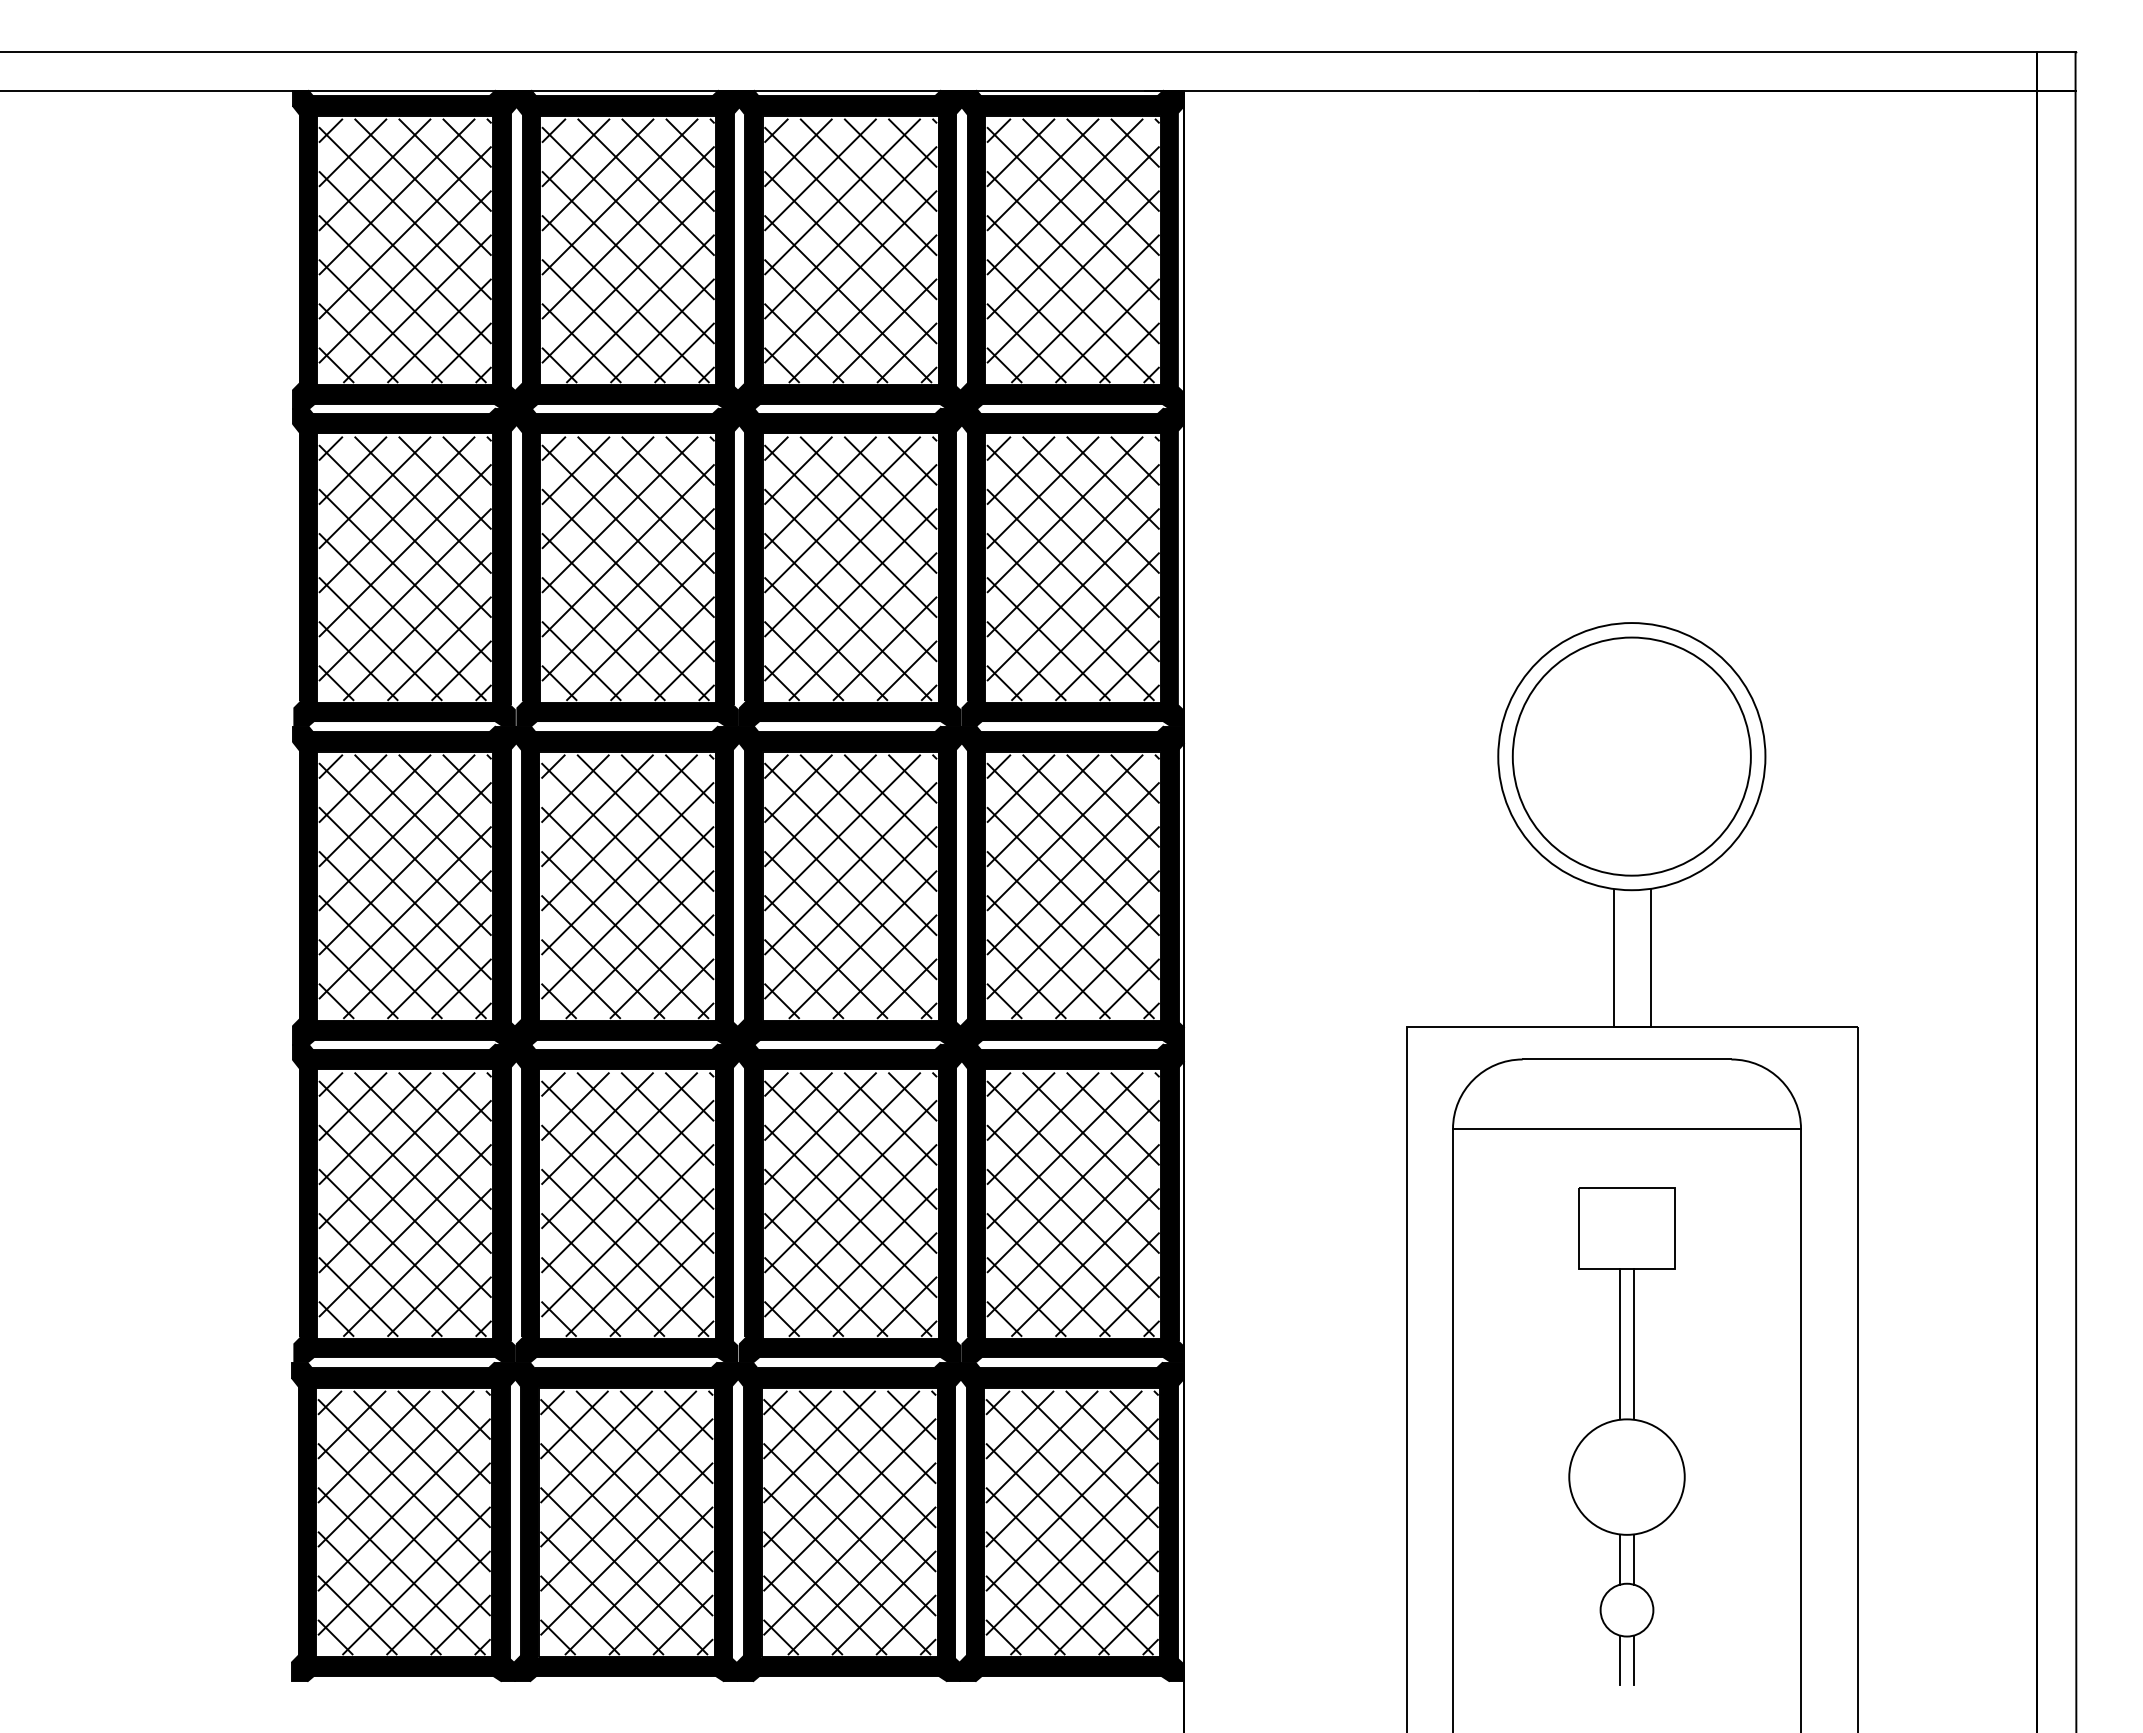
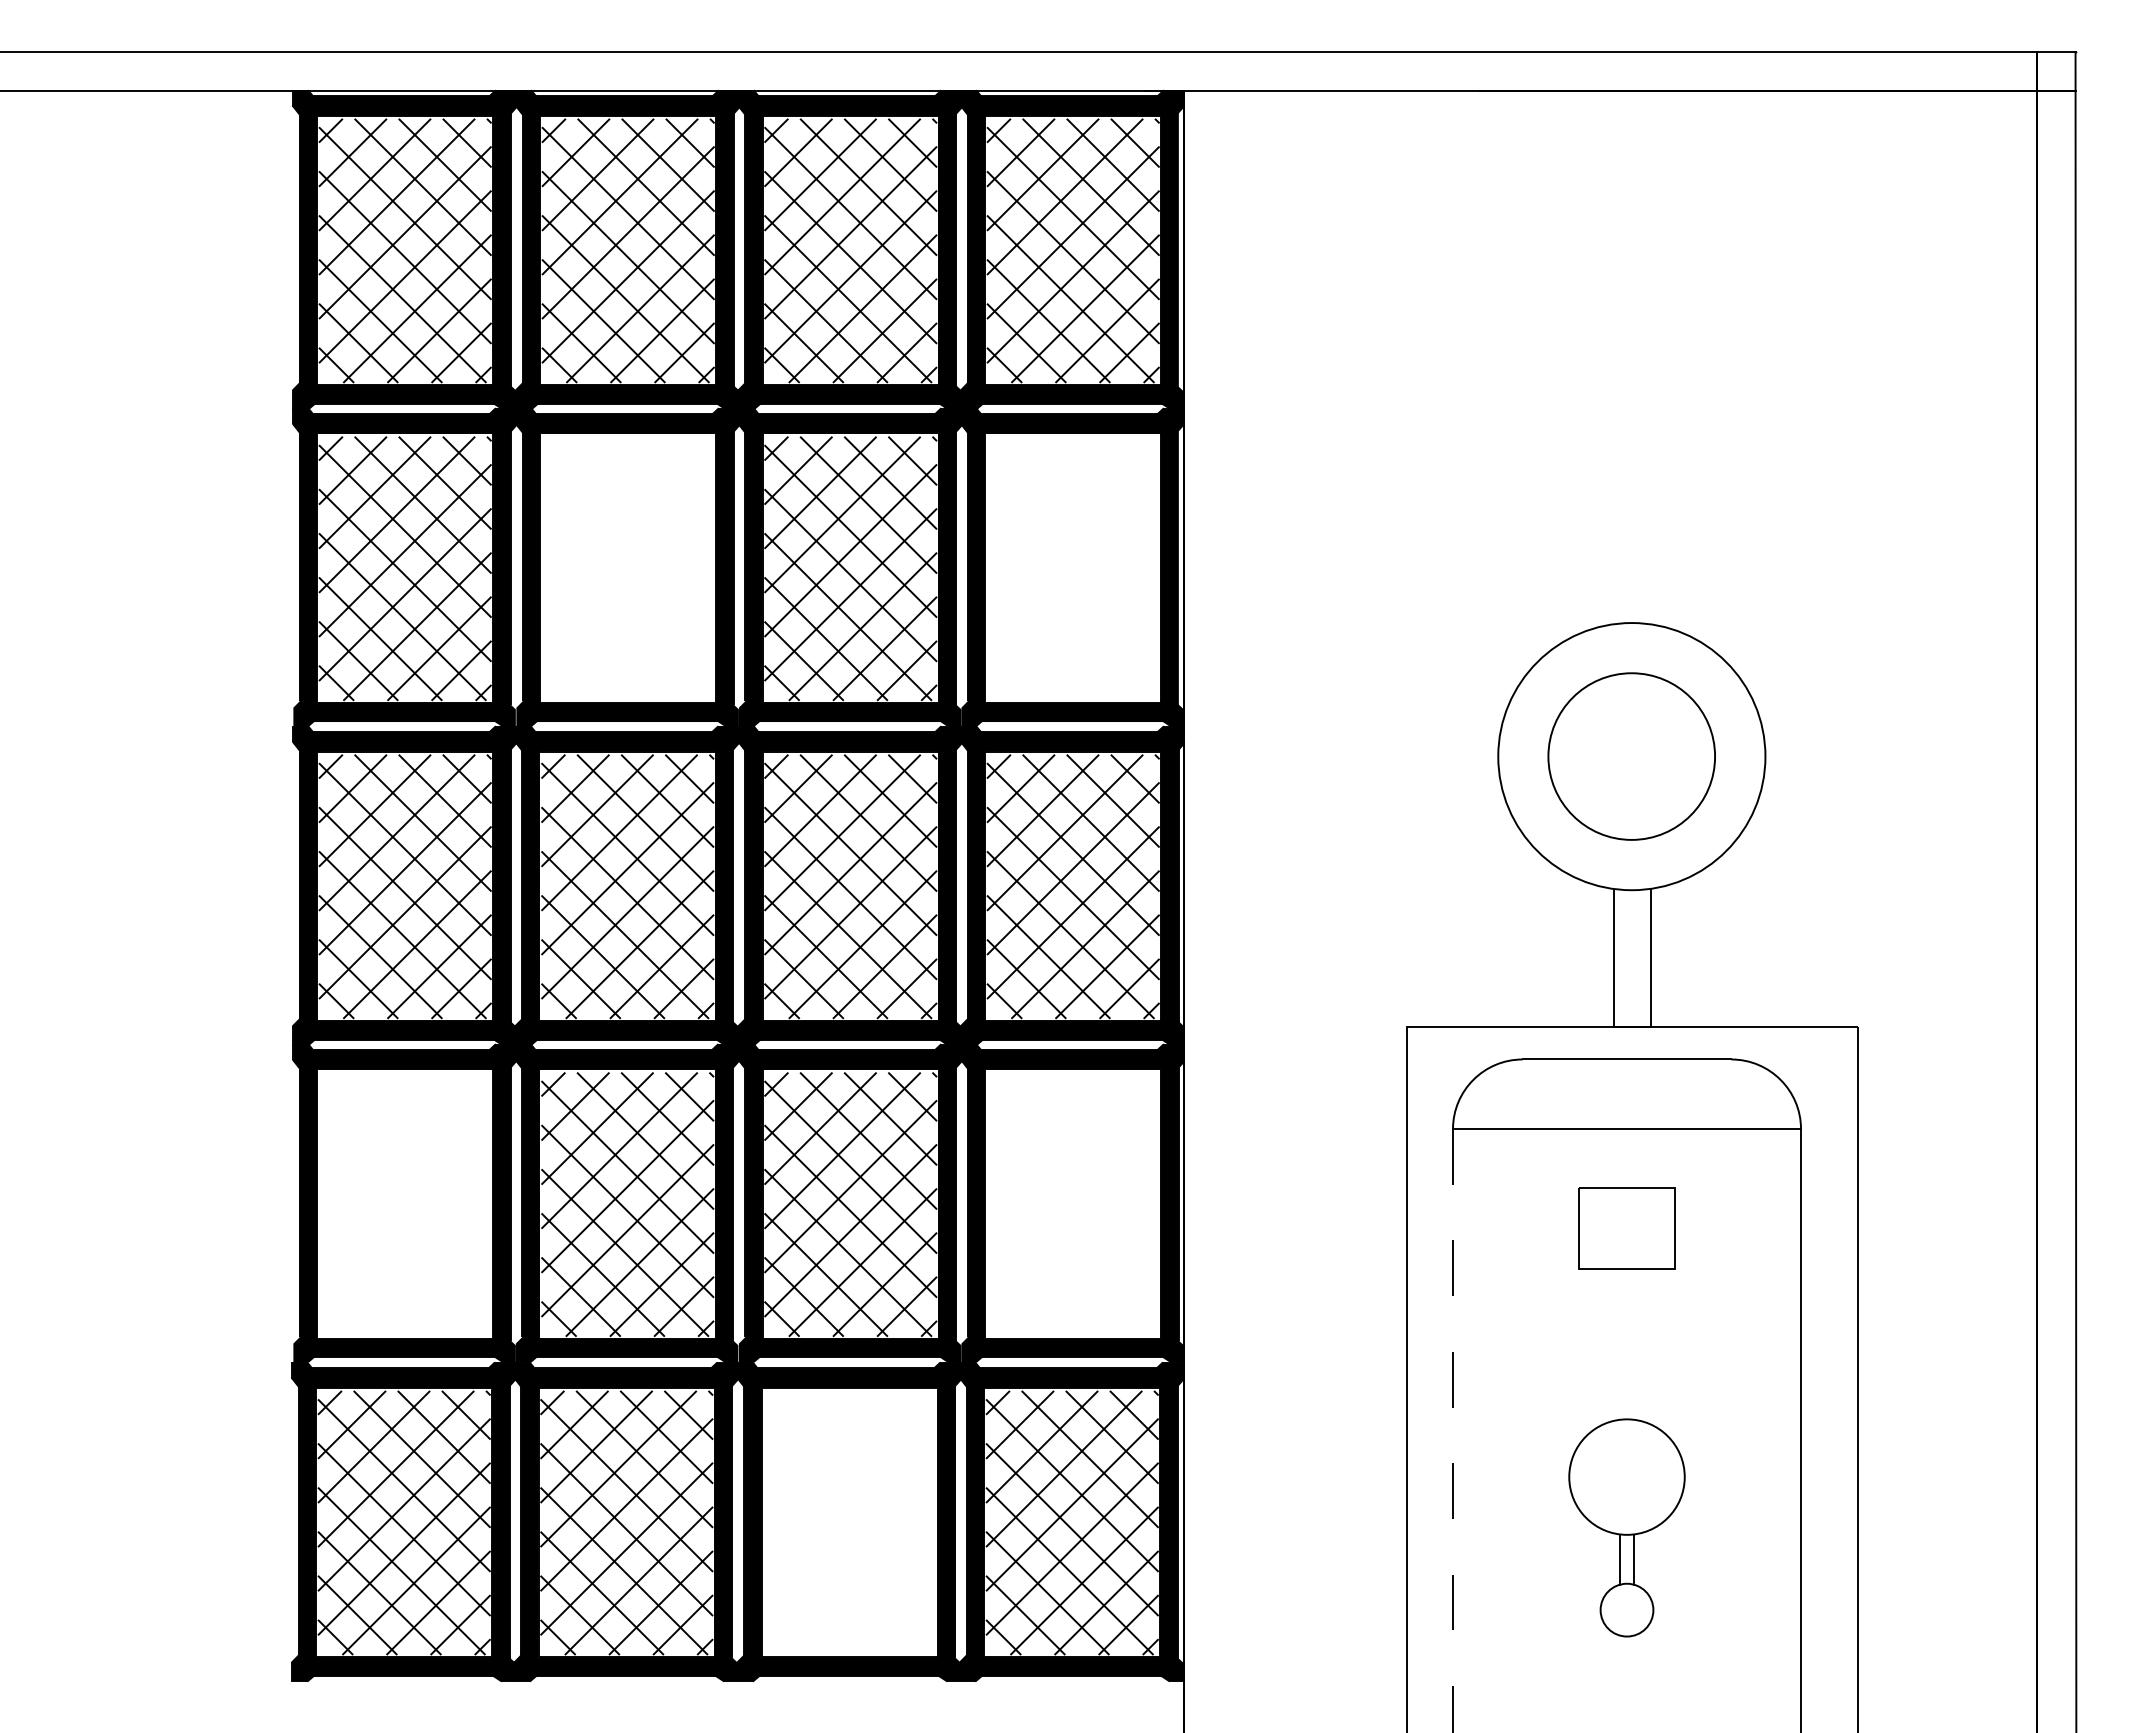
hatch: present -> none (628, 568)
hatch: present -> none (1073, 568)
circle size: 241x241 px -> 169x169 px (1631, 756)
hatch: present -> none (405, 1204)
hatch: present -> none (1073, 1204)
line: present -> none (1620, 1343)
line: present -> none (1633, 1343)
line: solid -> dashed (1453, 1430)
hatch: present -> none (849, 1522)
line: present -> none (1620, 1660)
line: present -> none (1633, 1660)
